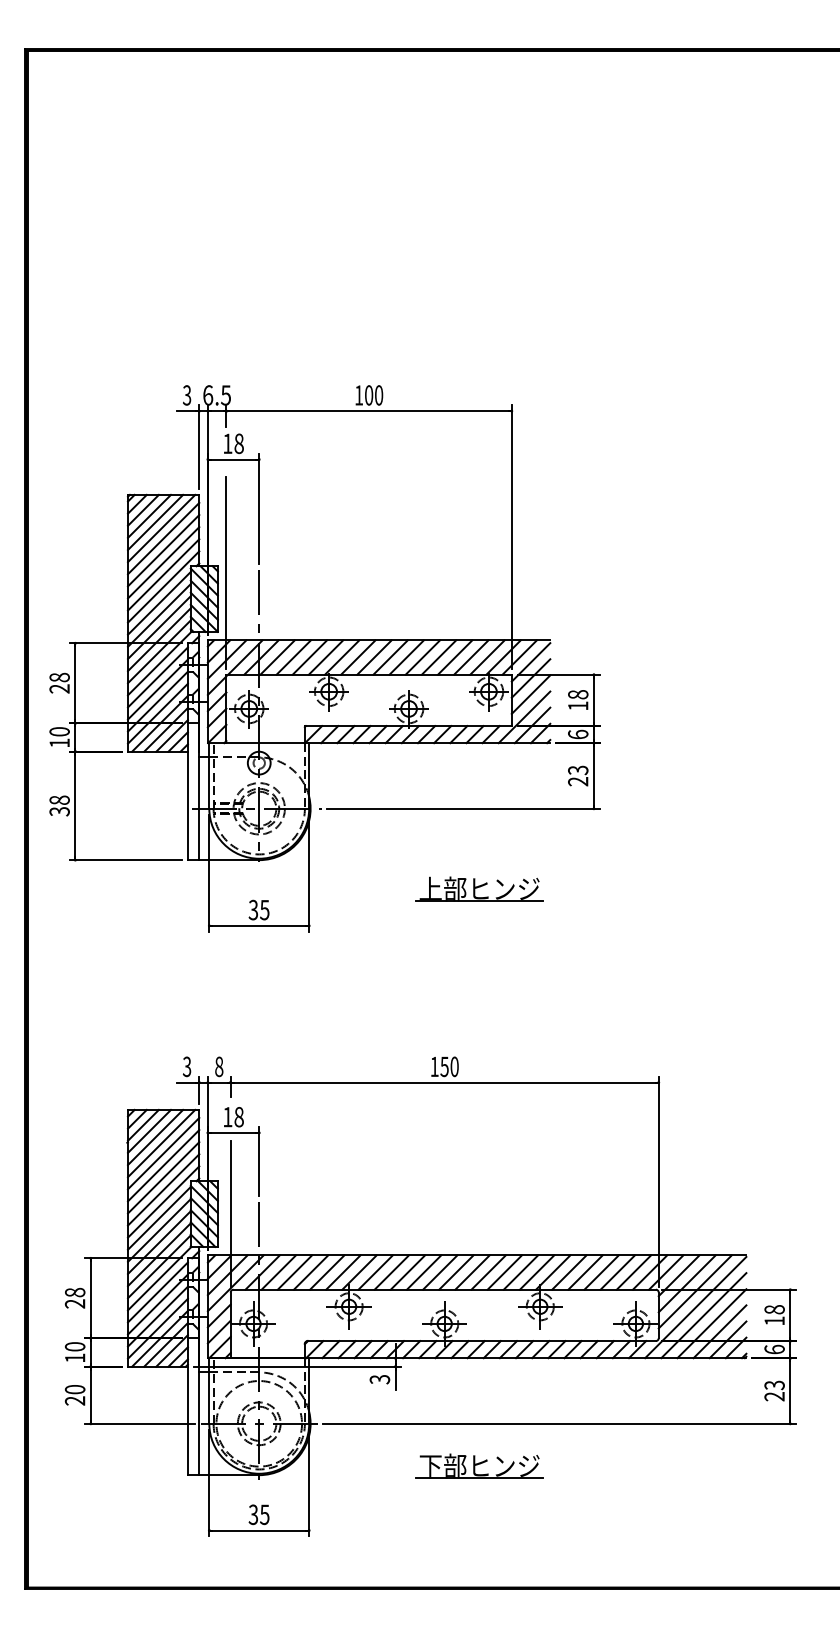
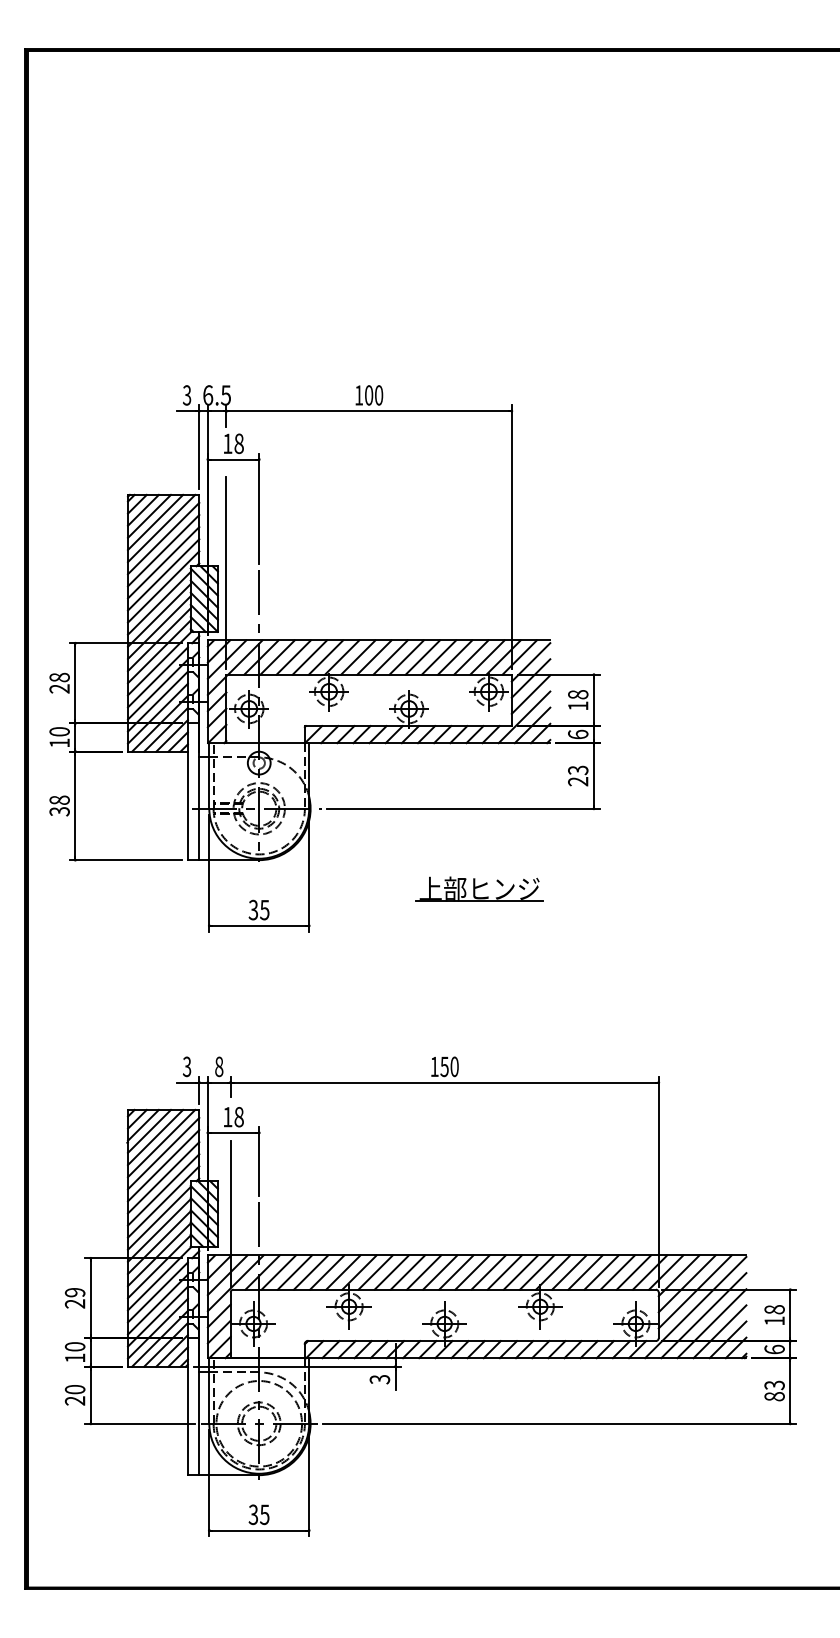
text: 28 -> 29 (75, 1292)
text: 23 -> 83 (774, 1396)
part: present -> none (479, 1465)
